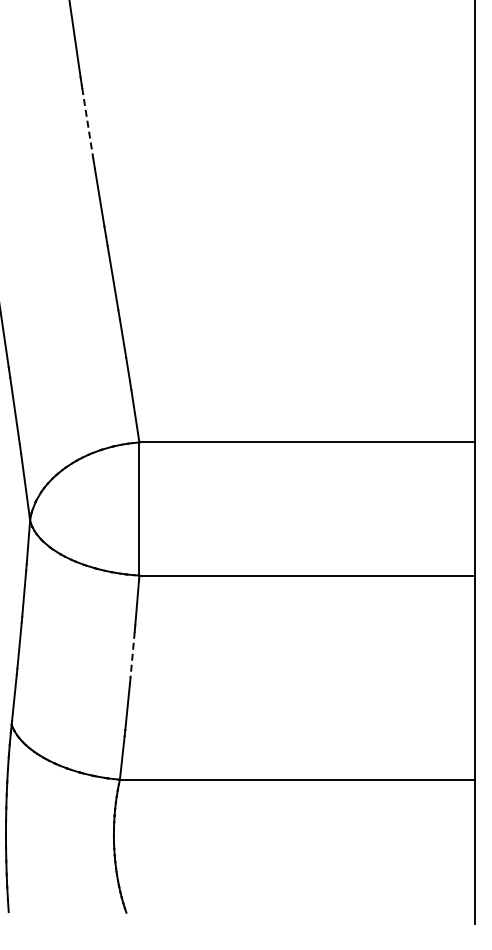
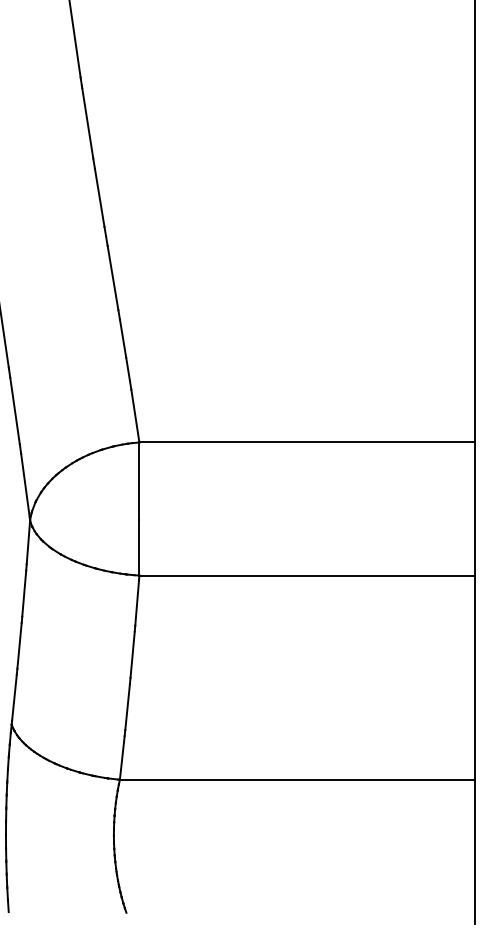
line: dashed -> solid (87, 123)
line: dashed -> solid (132, 655)
